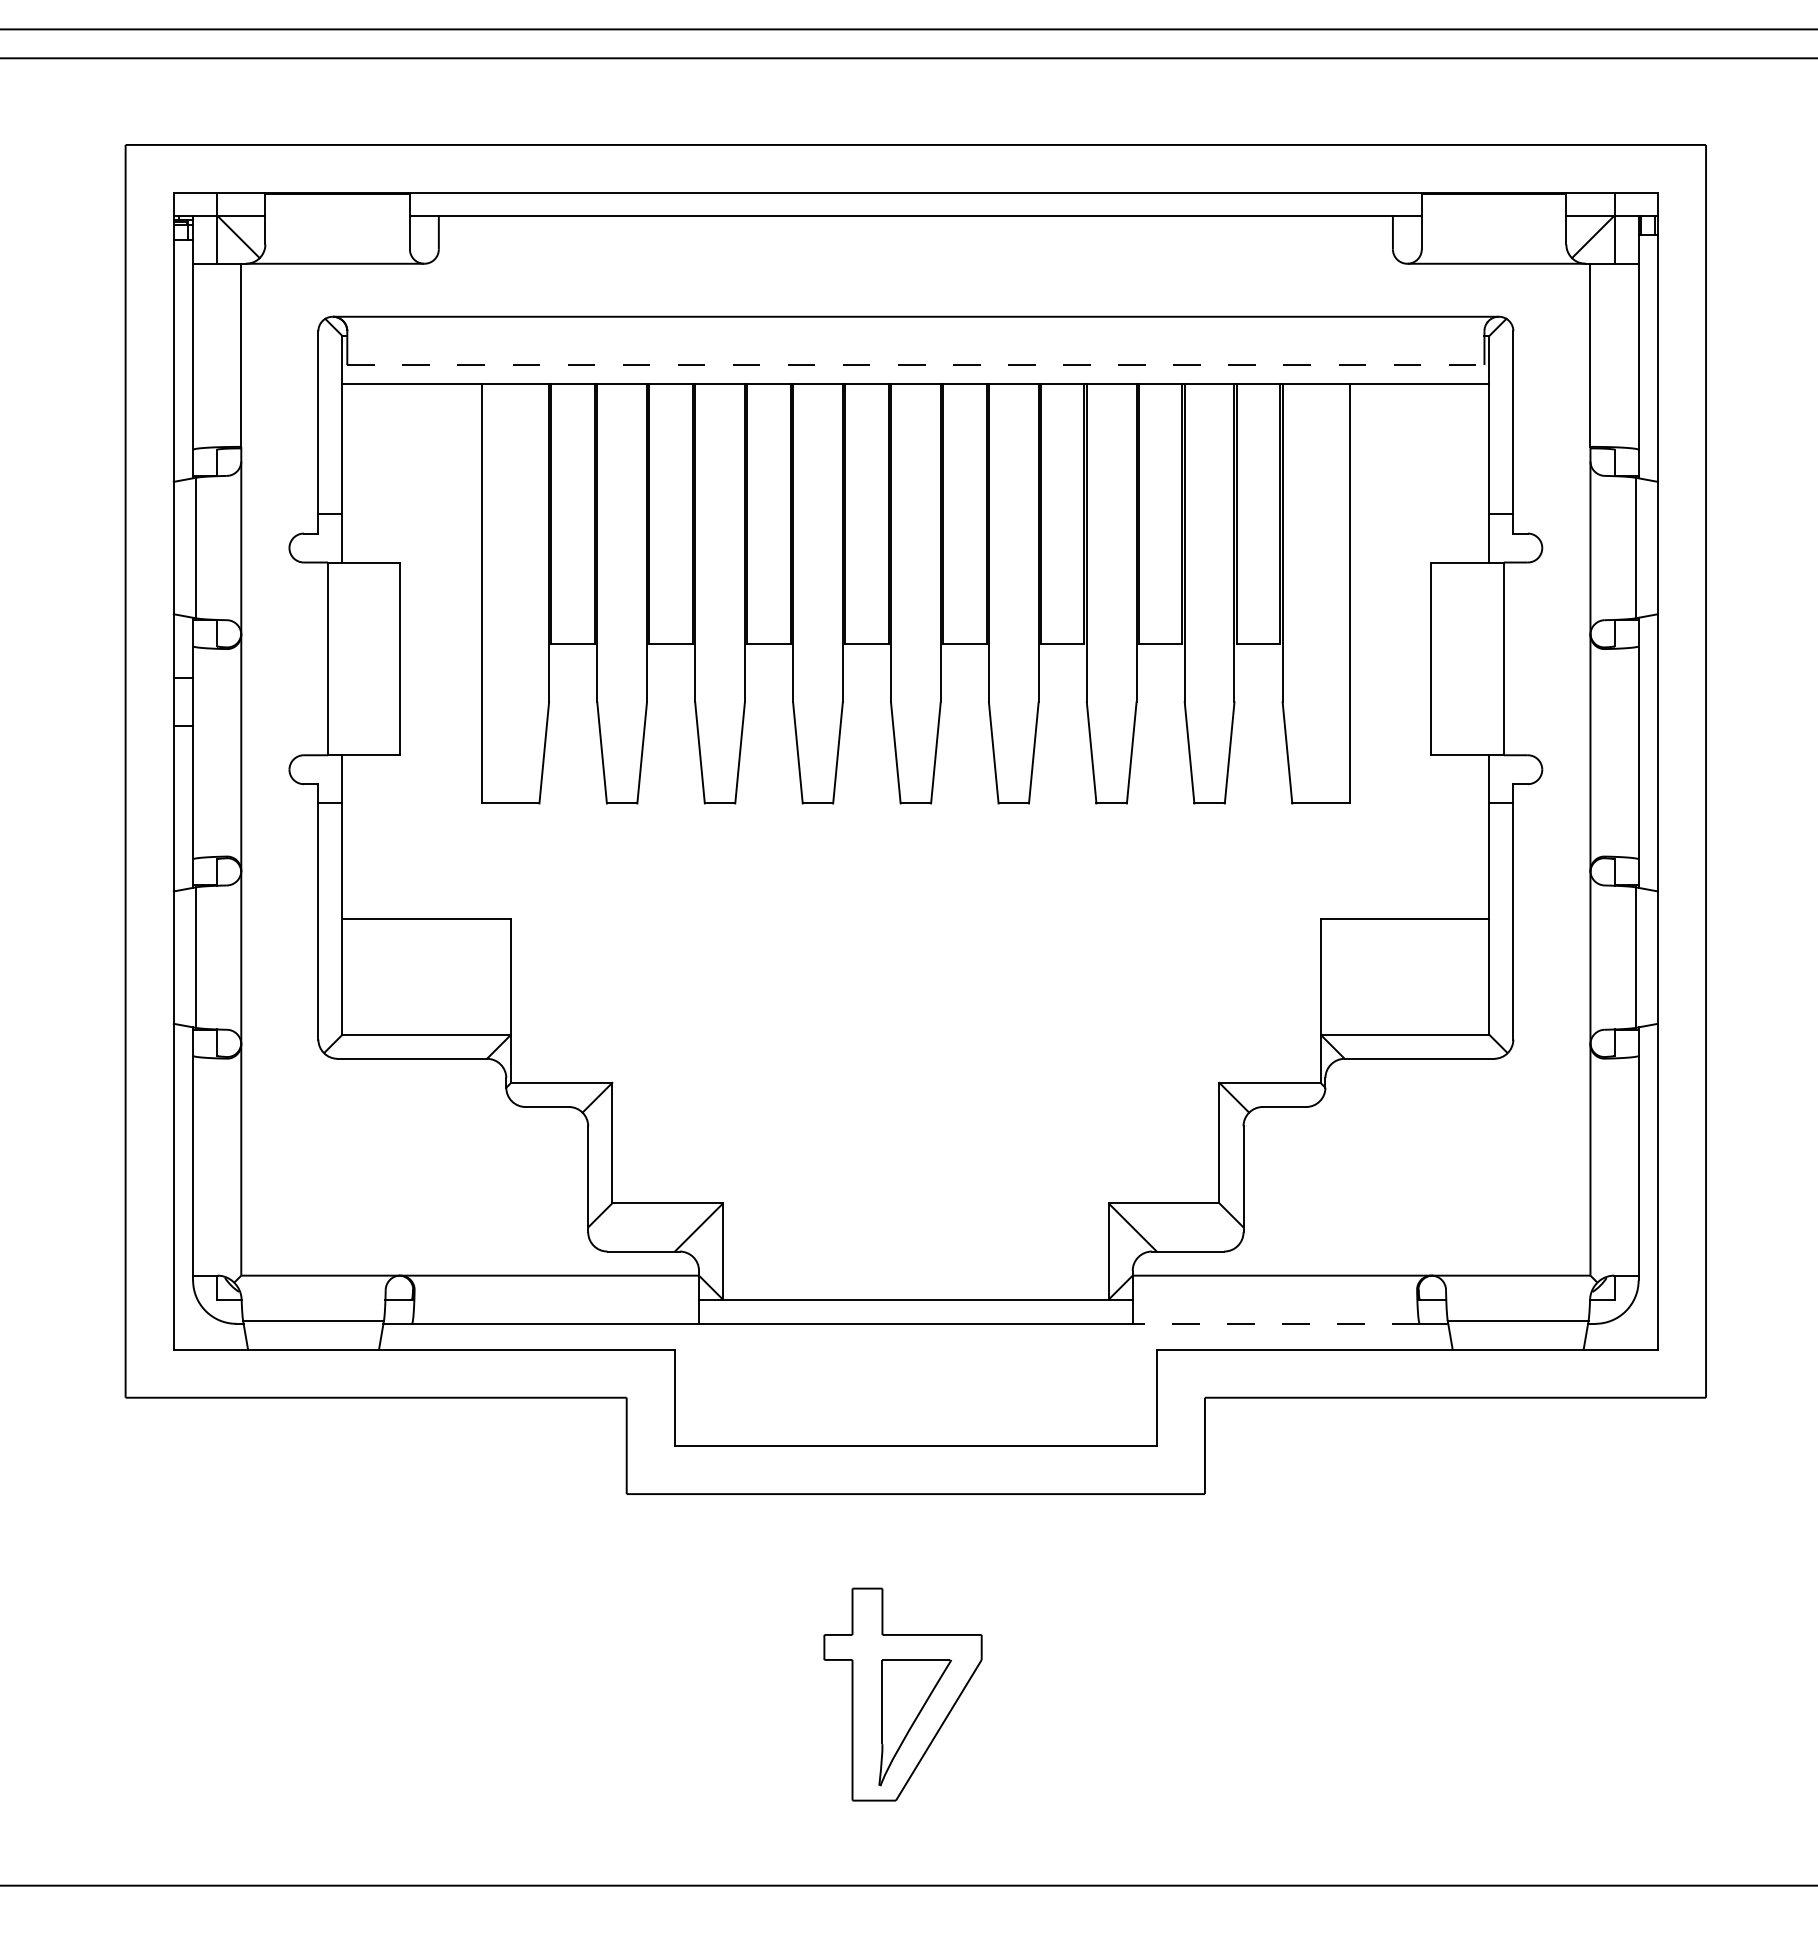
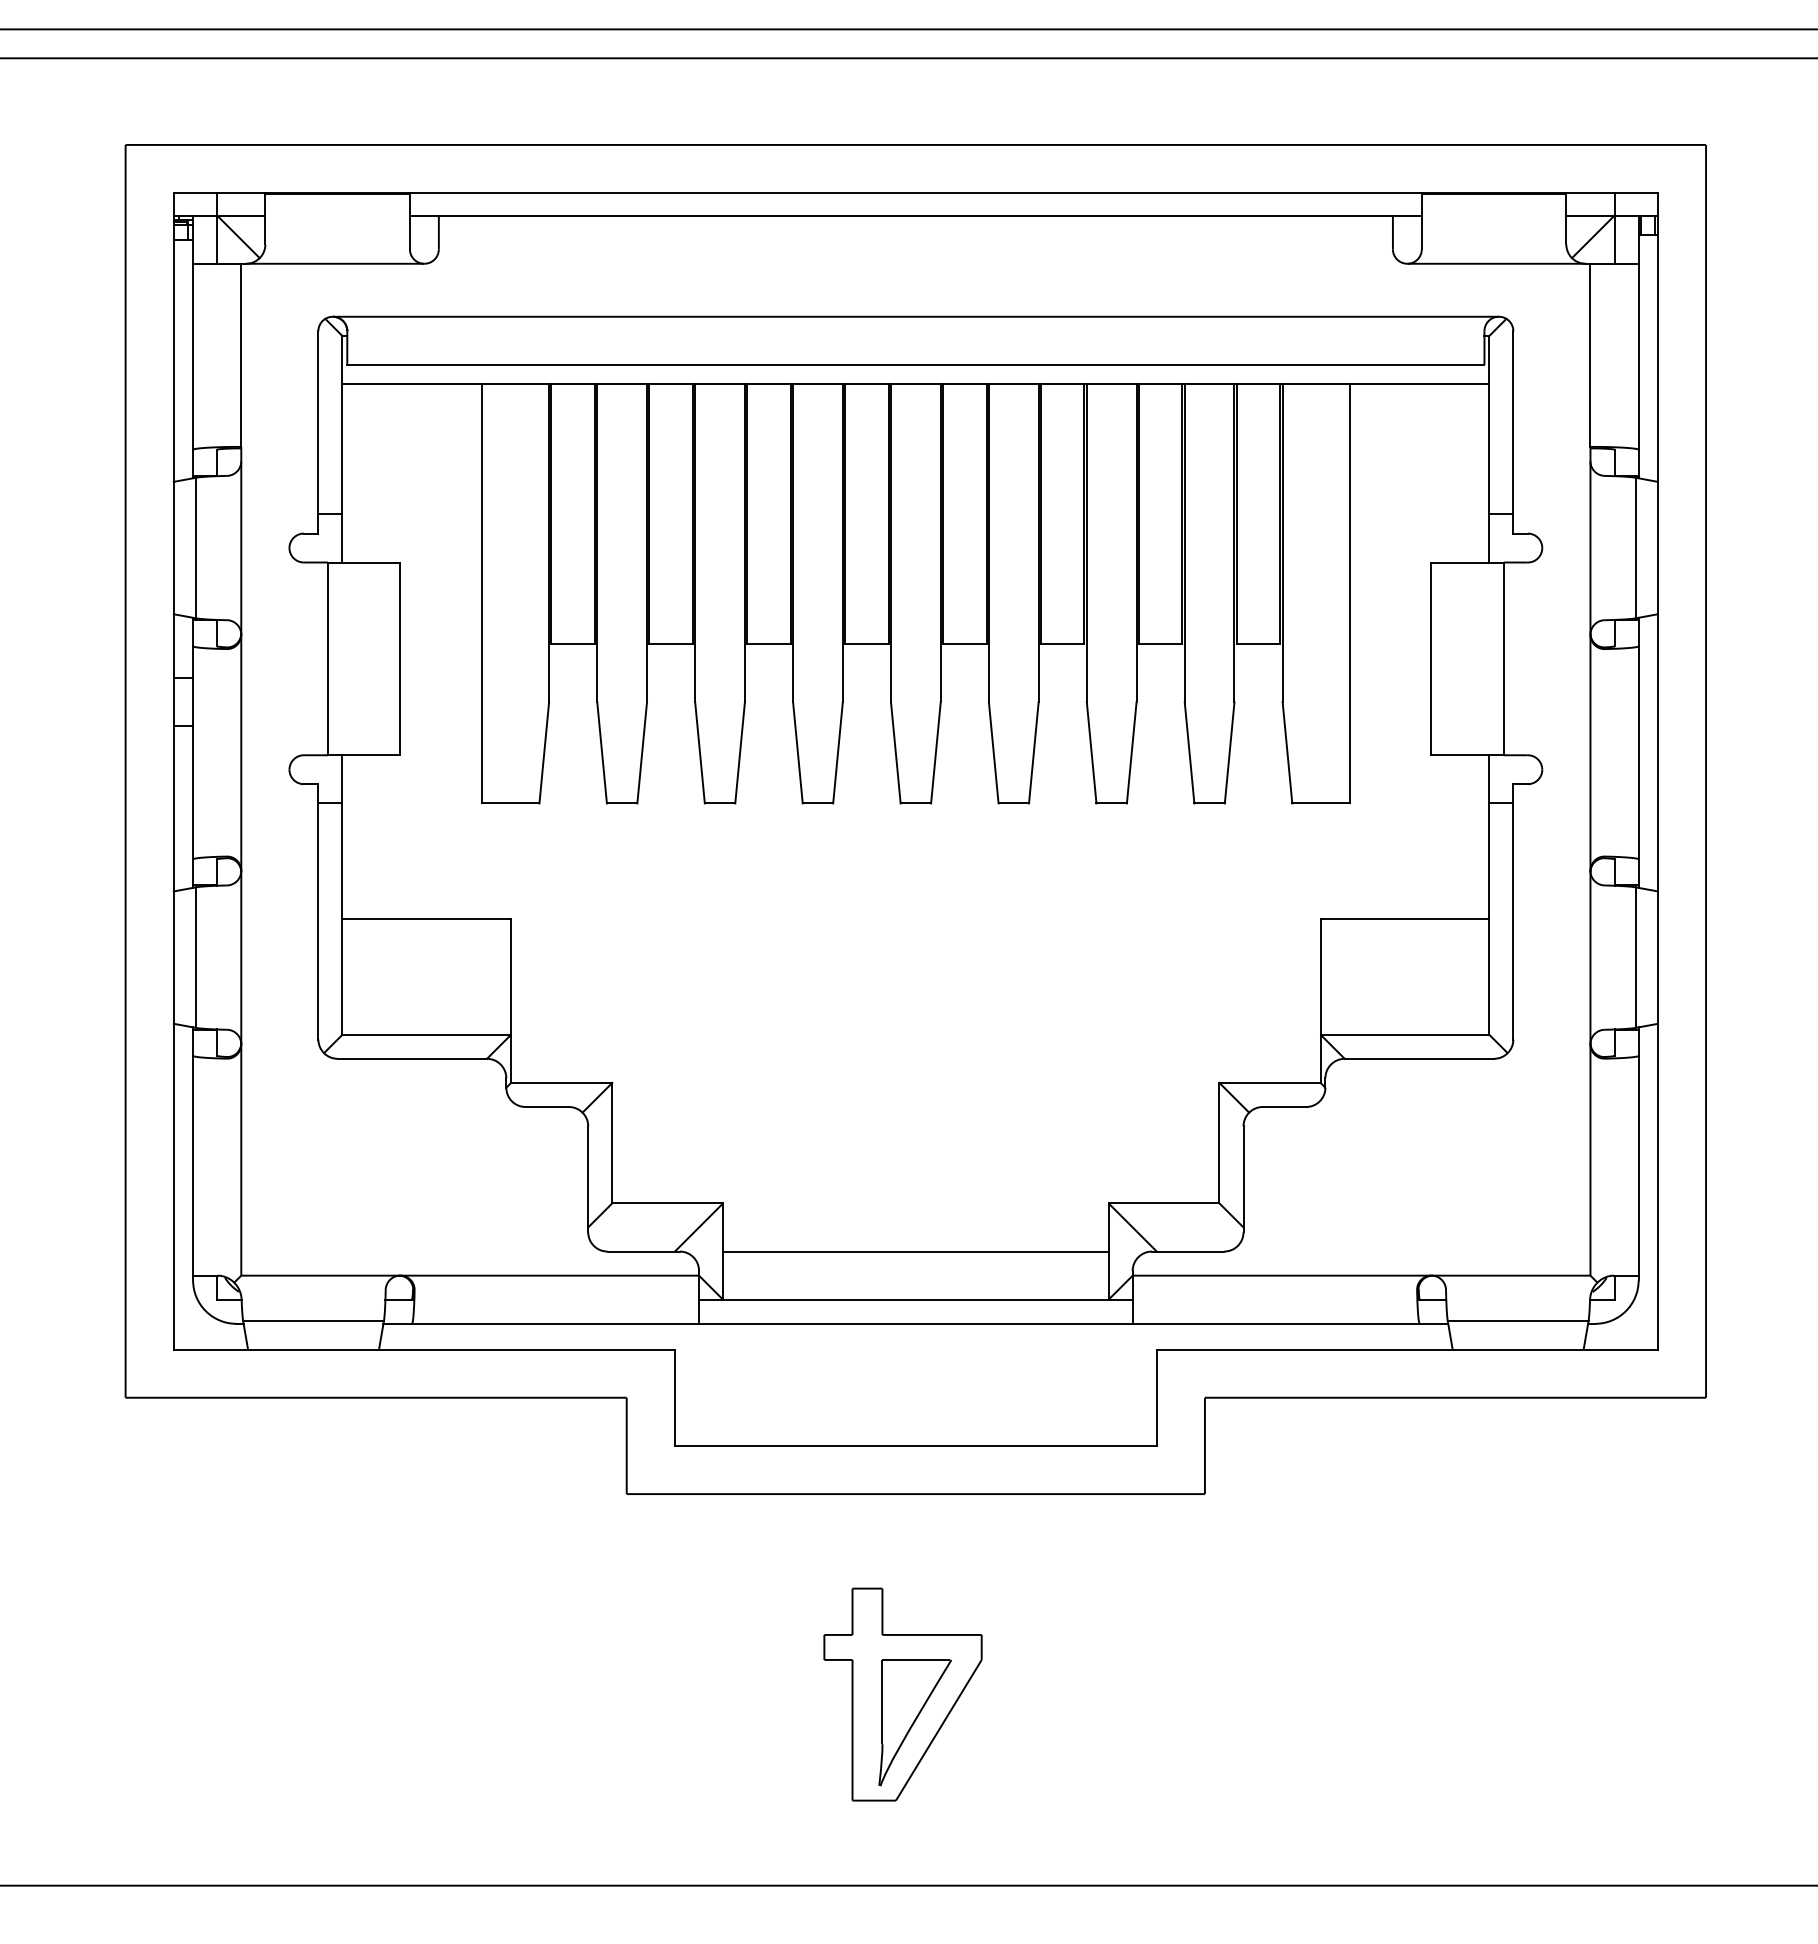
line: dashed -> solid (915, 364)
line: none -> present (915, 1251)
line: dashed -> solid (1276, 1323)
